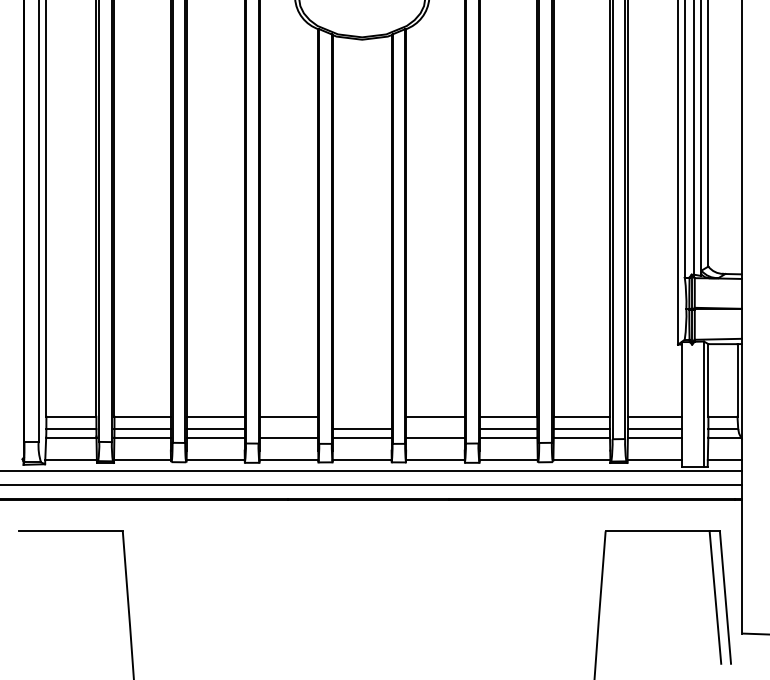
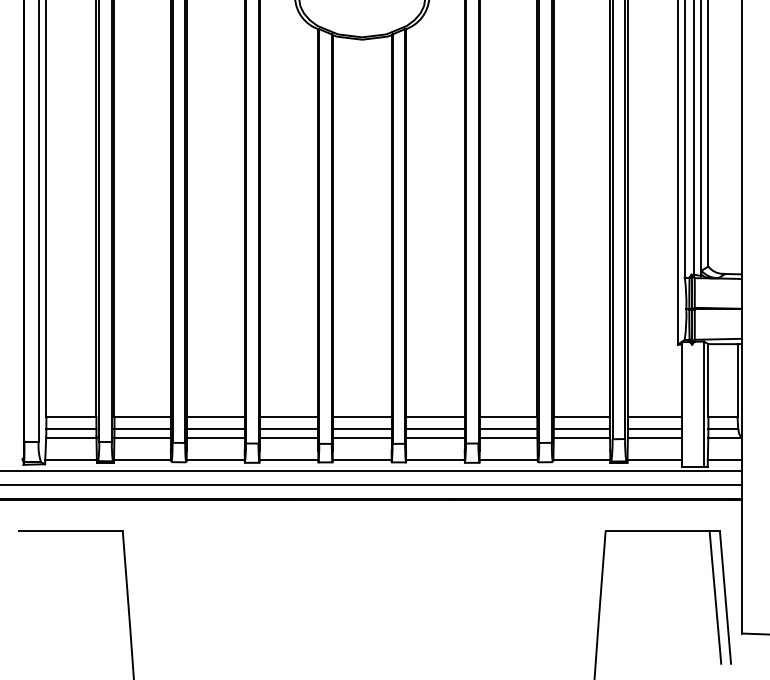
line: none -> present (361, 416)
line: none -> present (288, 429)
line: none -> present (435, 429)
